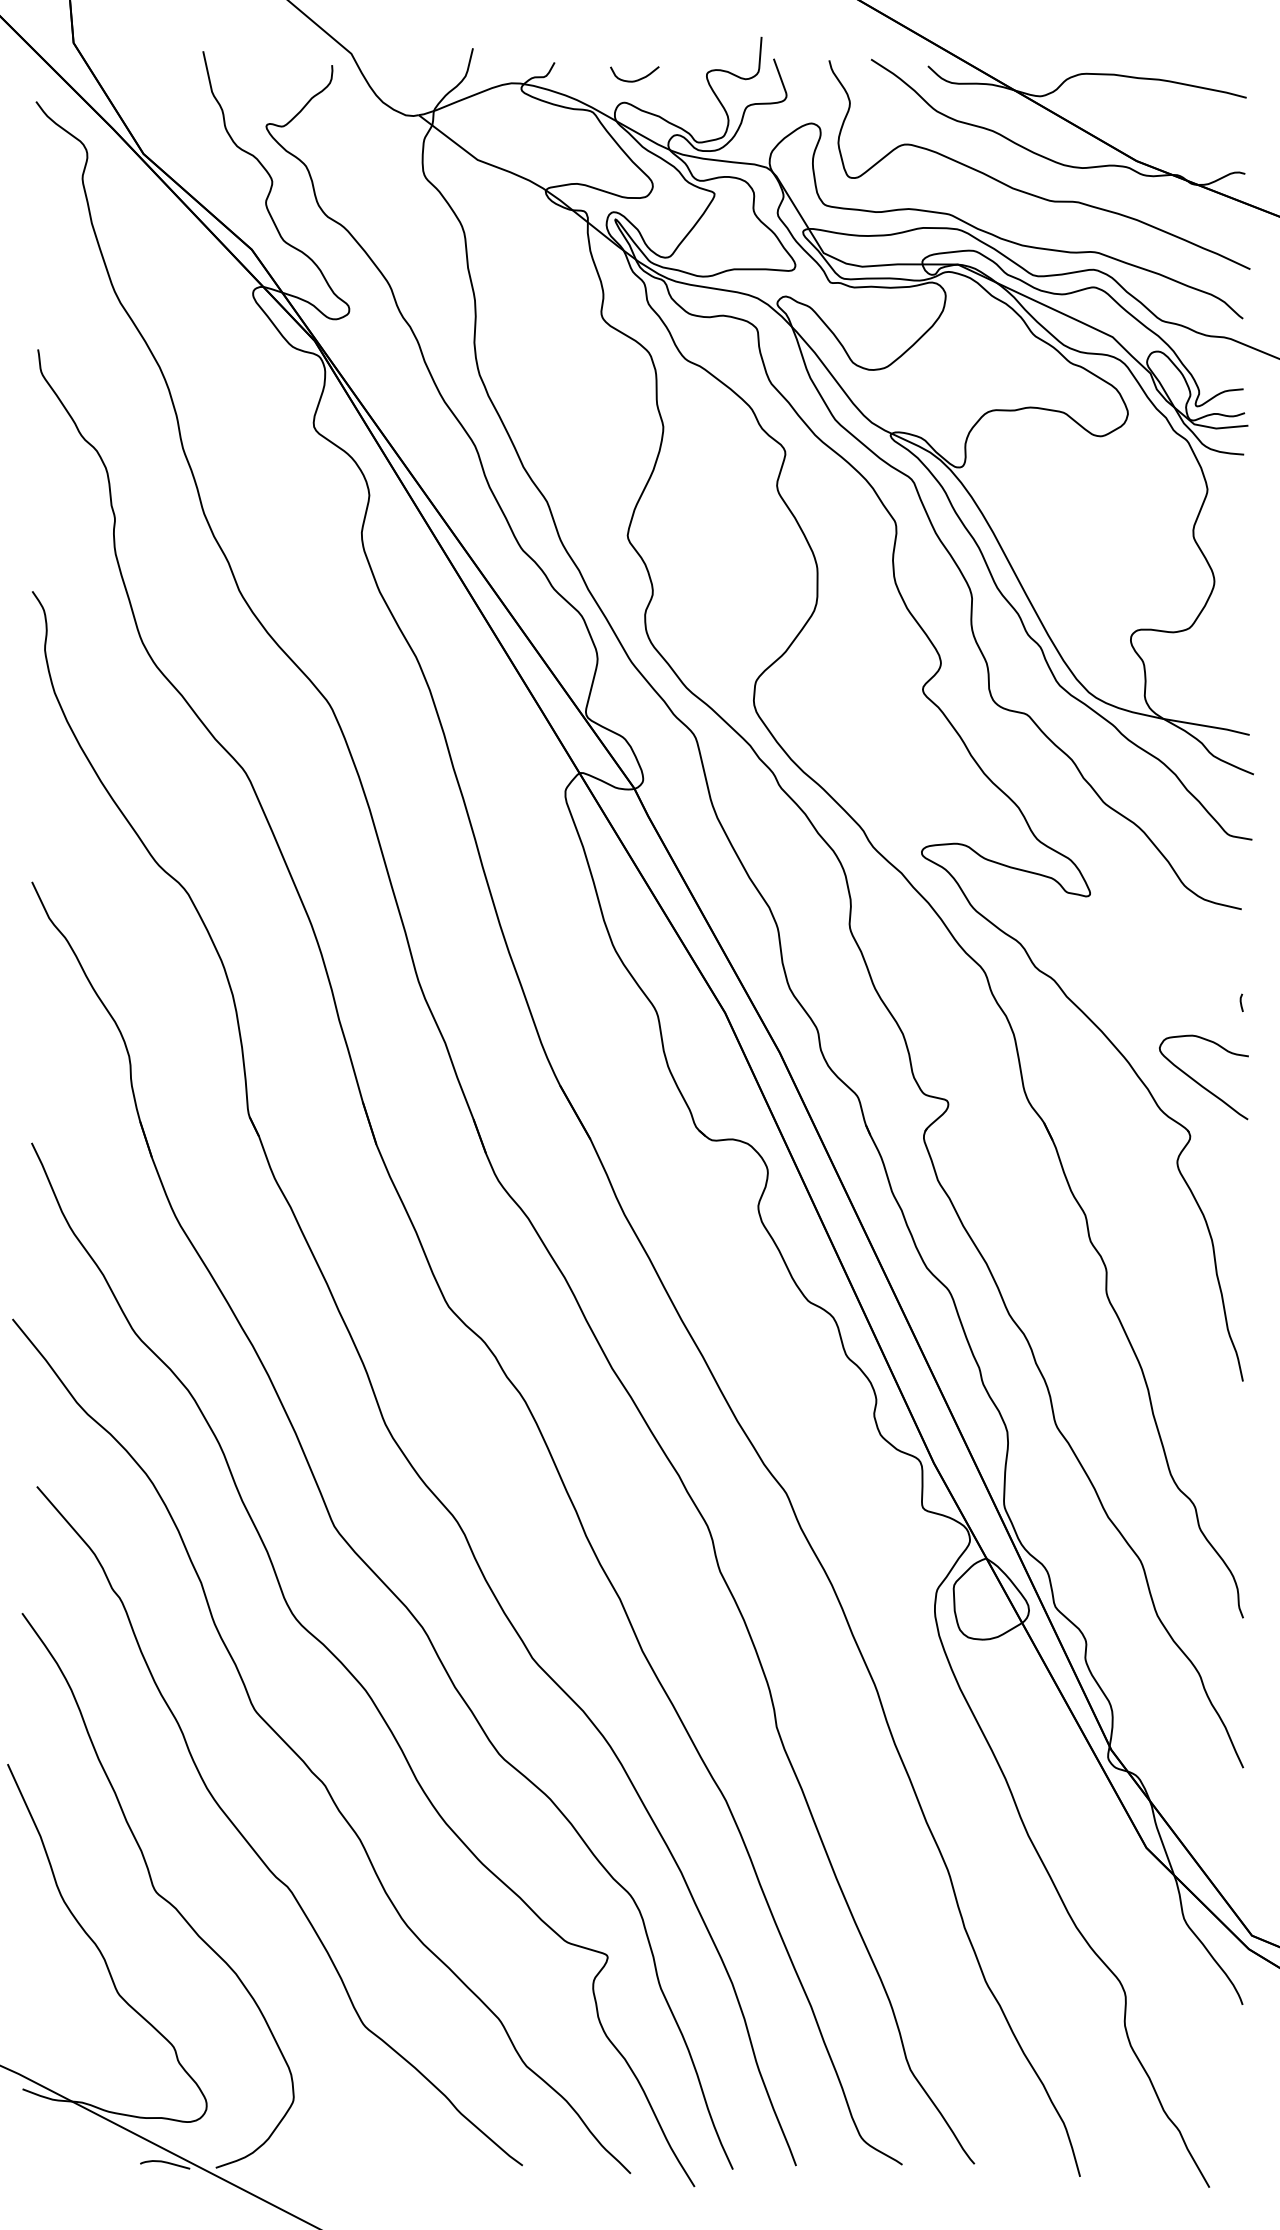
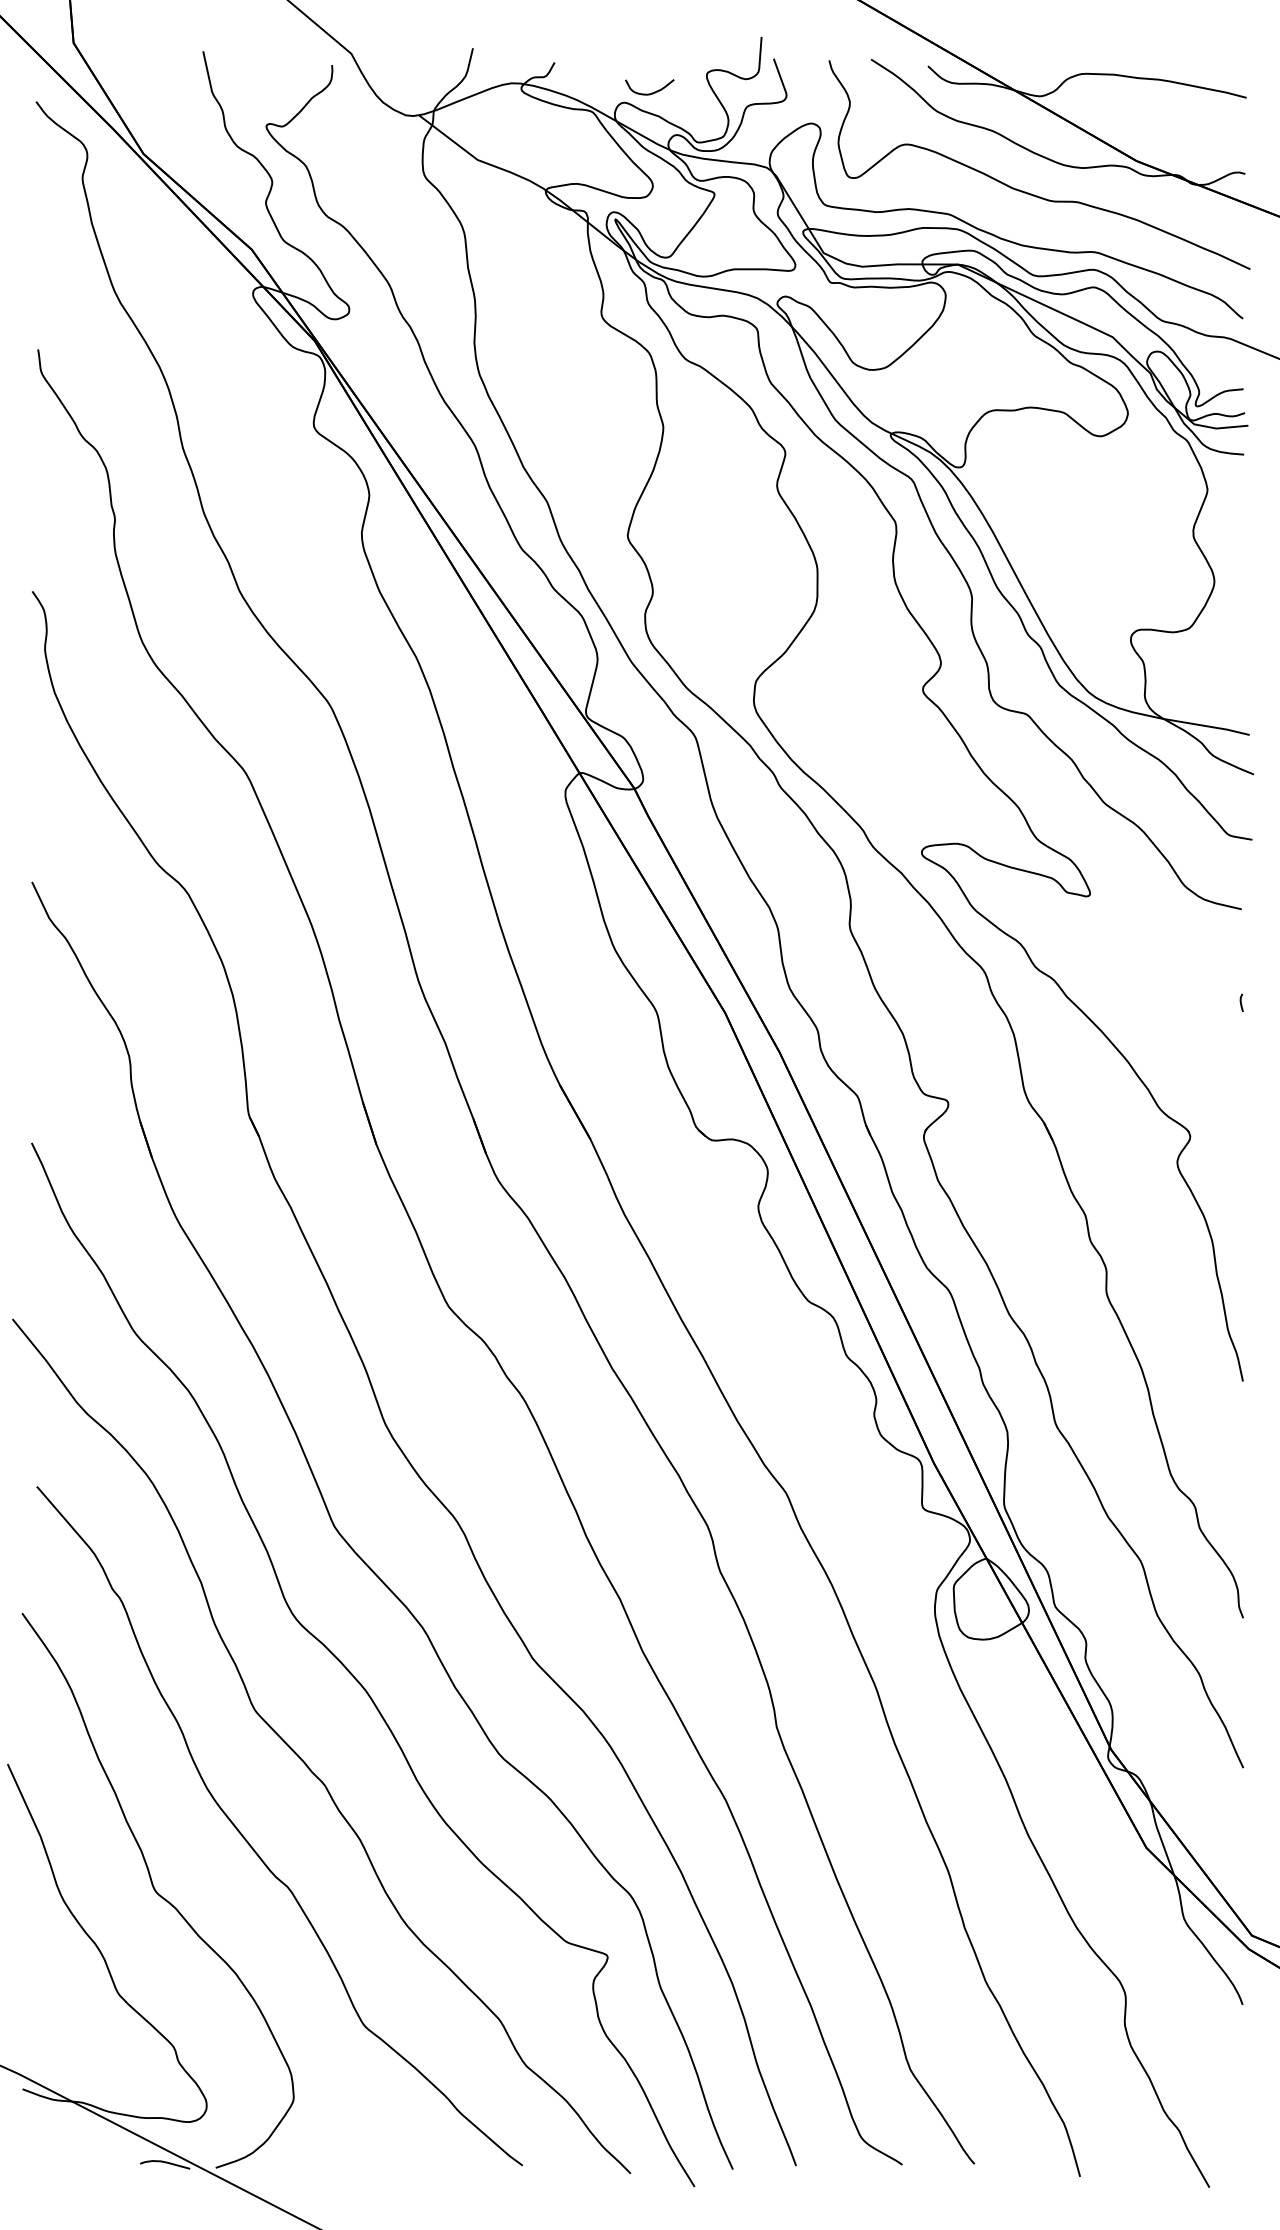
curve position: (636, 79) -> (651, 92) (651, 92)
curve: present -> none (1200, 1083)
